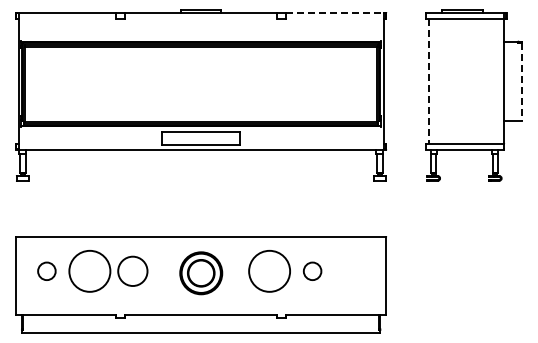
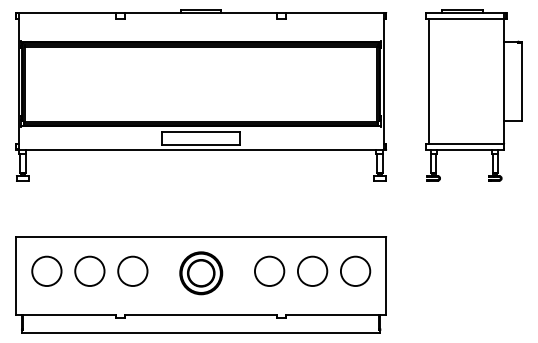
line: dashed -> solid (336, 13)
line: dashed -> solid (428, 81)
line: dashed -> solid (521, 81)
circle diameter: 41 px -> 29 px (89, 271)
circle diameter: 41 px -> 29 px (269, 271)
circle: none -> present (355, 270)
circle diameter: 18 px -> 29 px (46, 271)
circle diameter: 18 px -> 29 px (312, 271)
